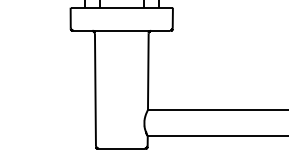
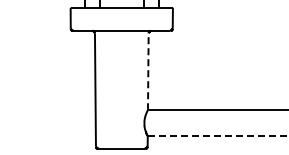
line: solid -> dashed (148, 71)
line: solid -> dashed (218, 135)
